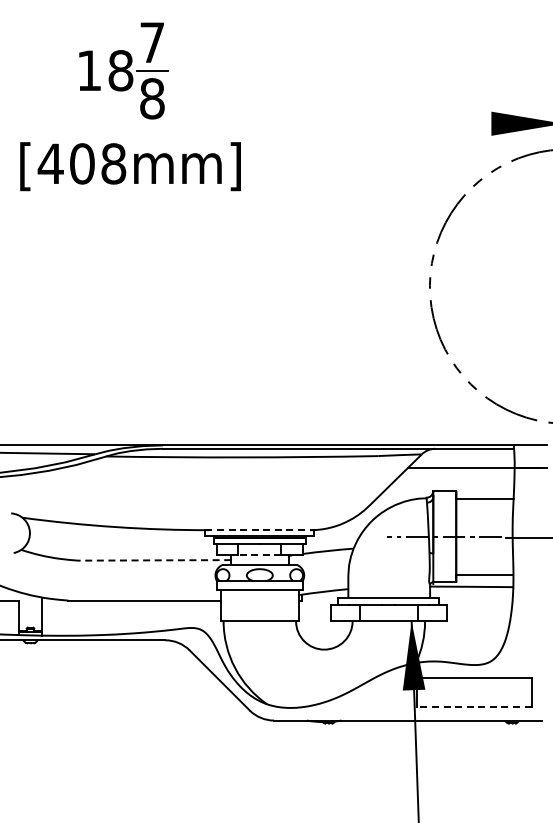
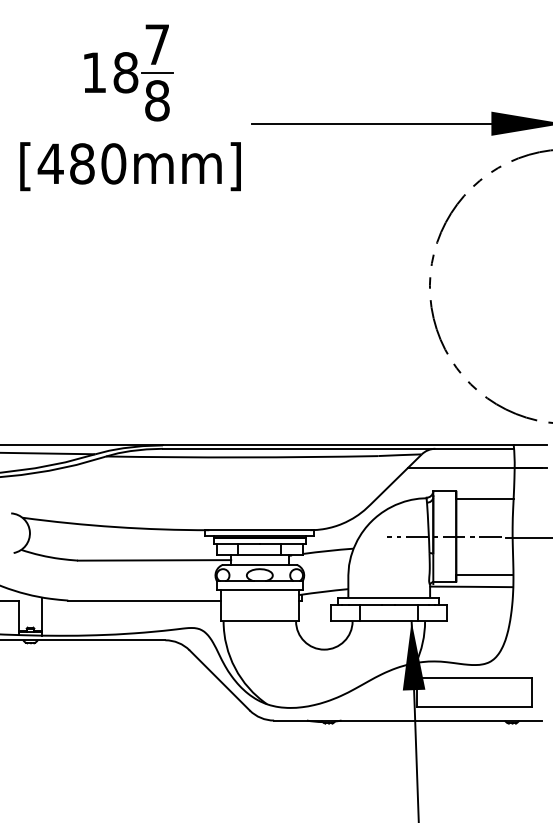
part position: (123, 70) -> (128, 72) (128, 72)
line: none -> present (373, 123)
text: [408mm] -> [480mm] (98, 163)
line: dashed -> solid (260, 530)
line: dashed -> solid (259, 555)
line: dashed -> solid (154, 560)
line: dashed -> solid (473, 706)
